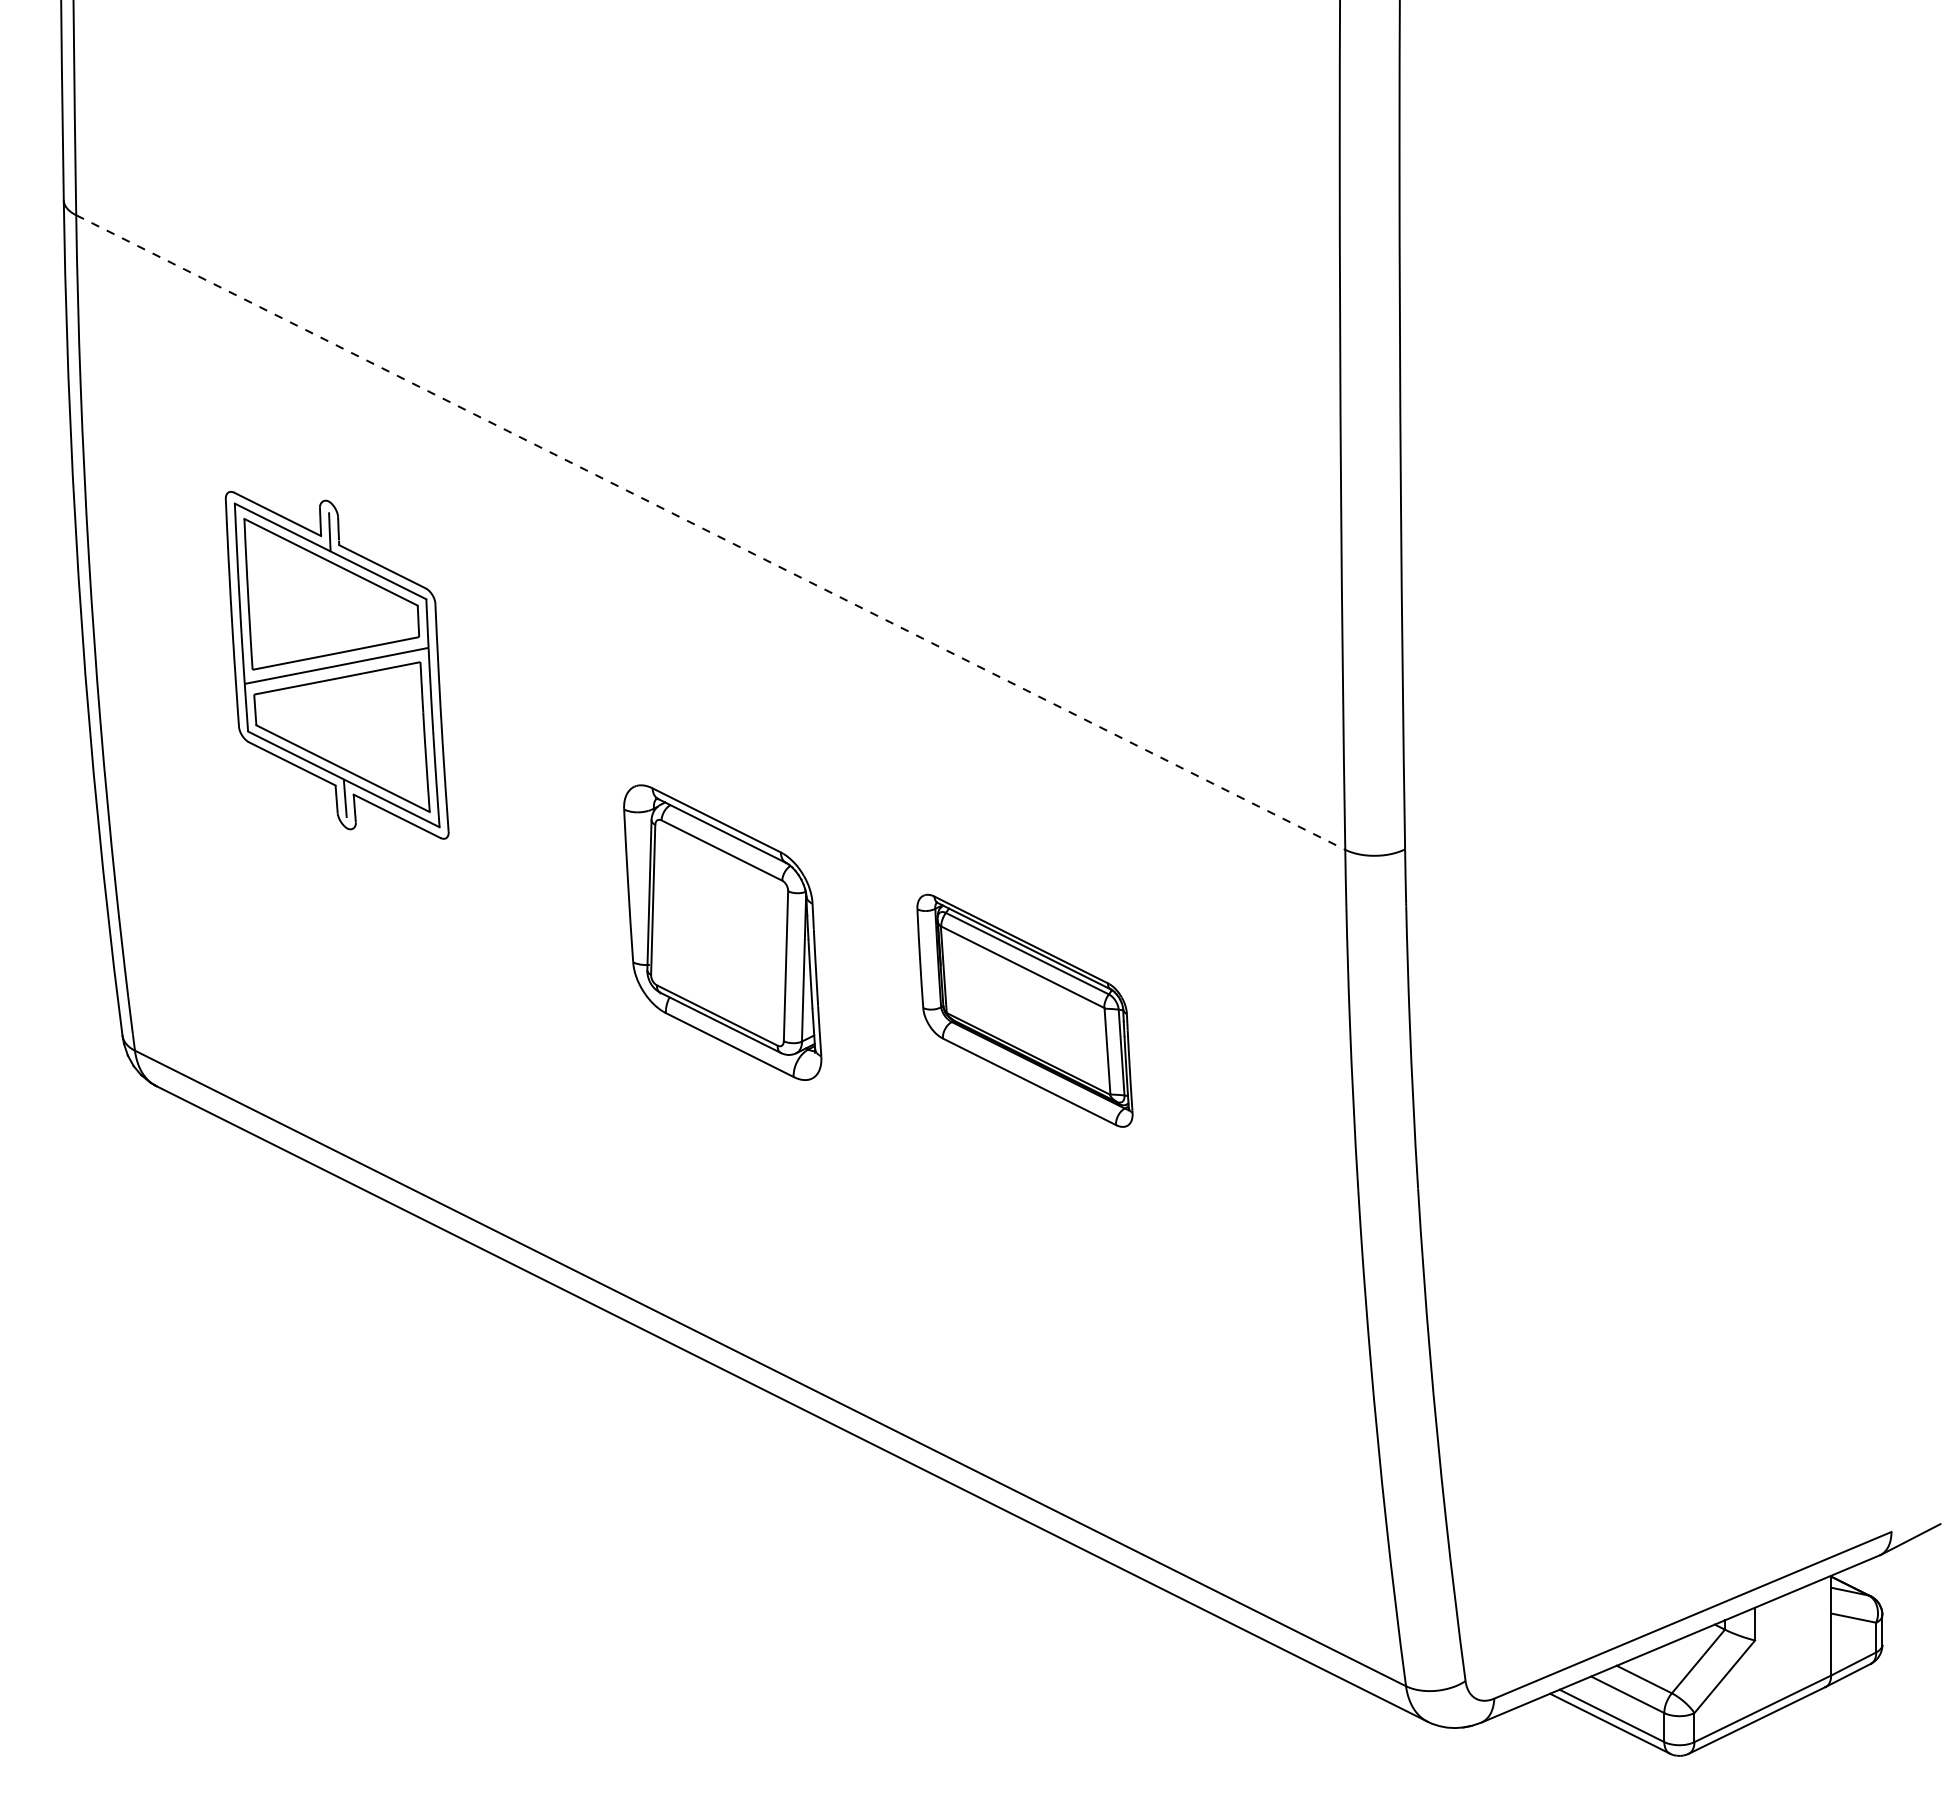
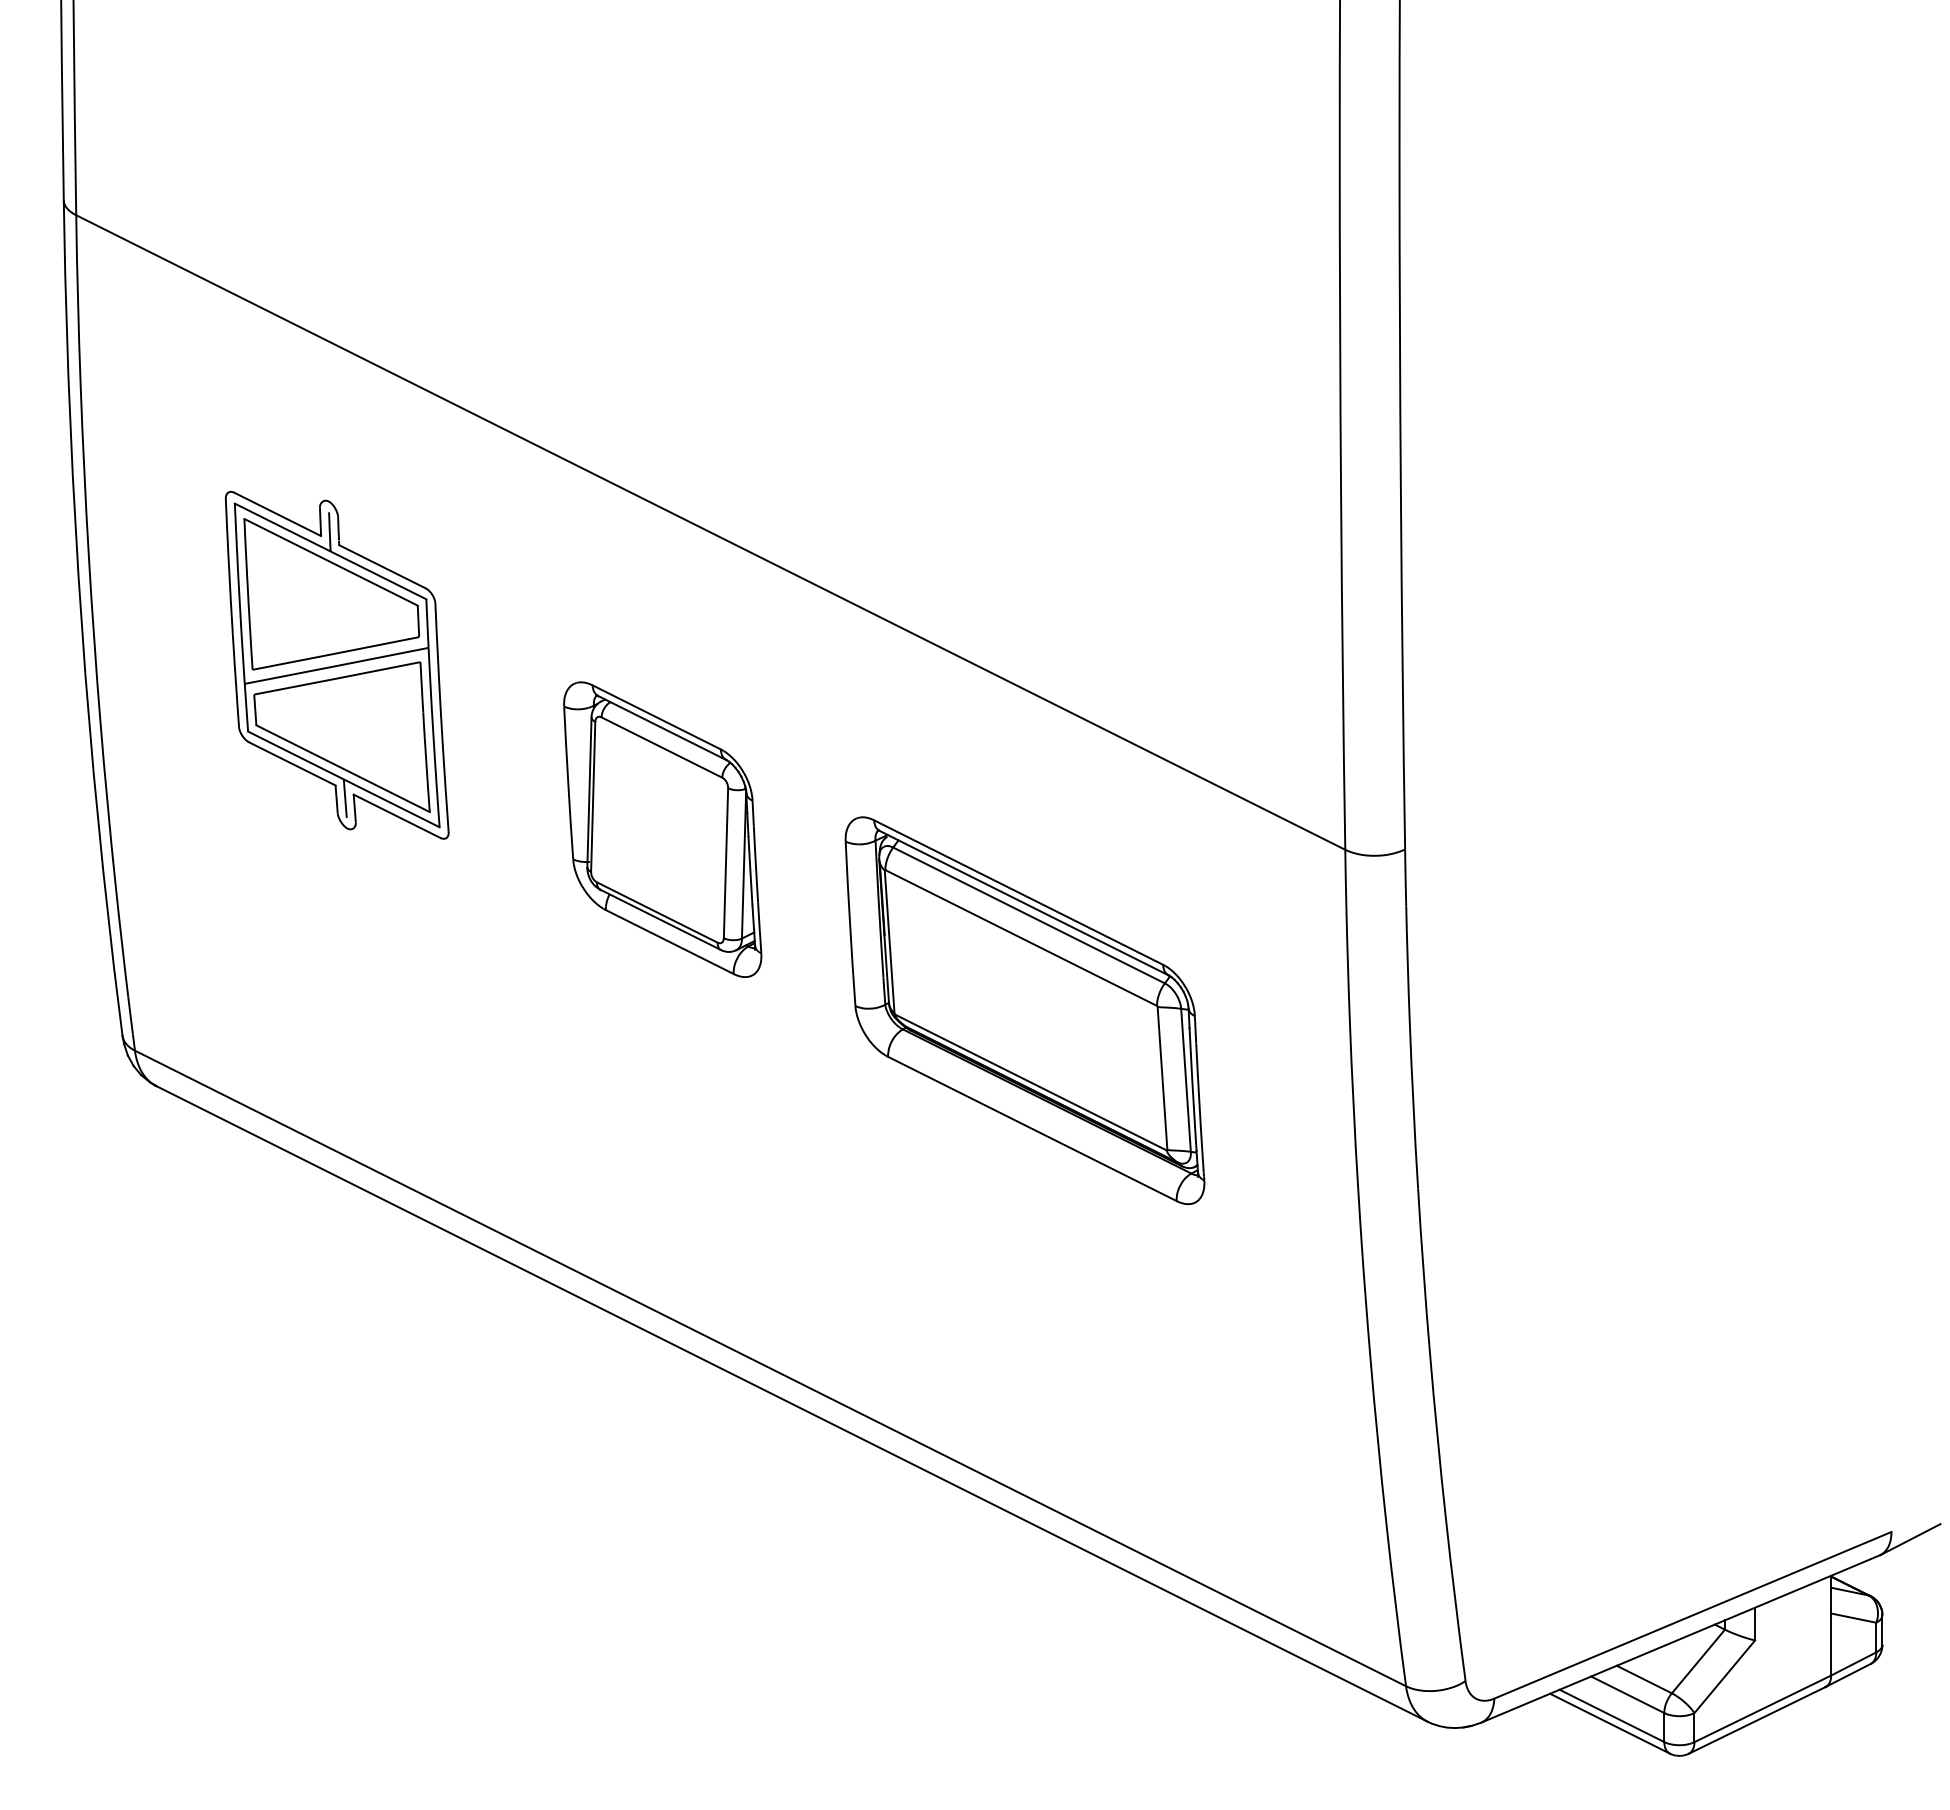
line: dashed -> solid (711, 532)
part position: (722, 932) -> (662, 829) (662, 829)
part size: 218x235 px -> 362x390 px (1024, 1010)
